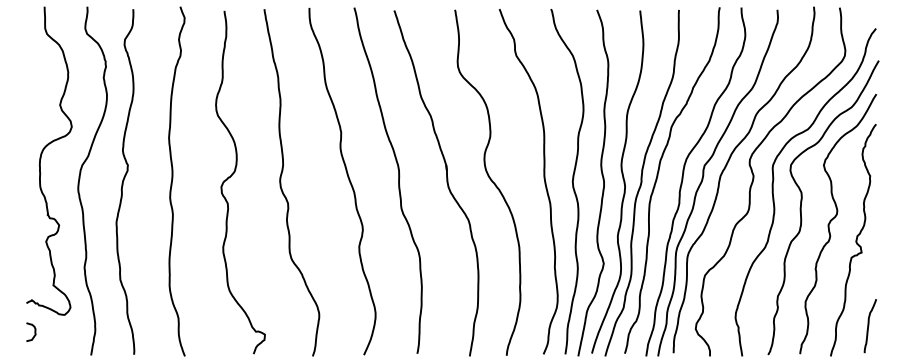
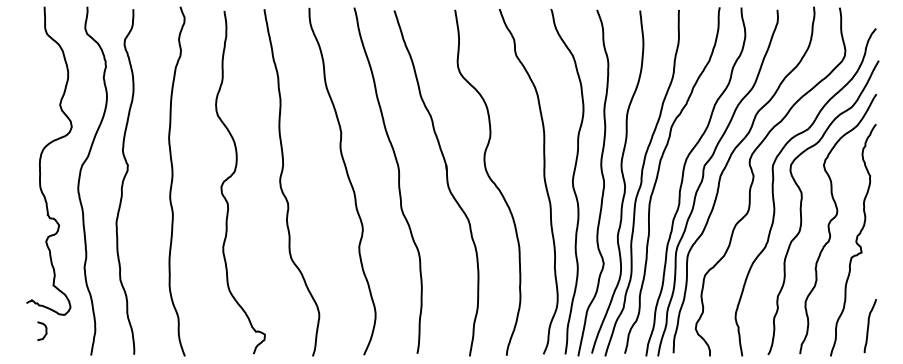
curve position: (34, 331) -> (45, 330) (45, 330)
